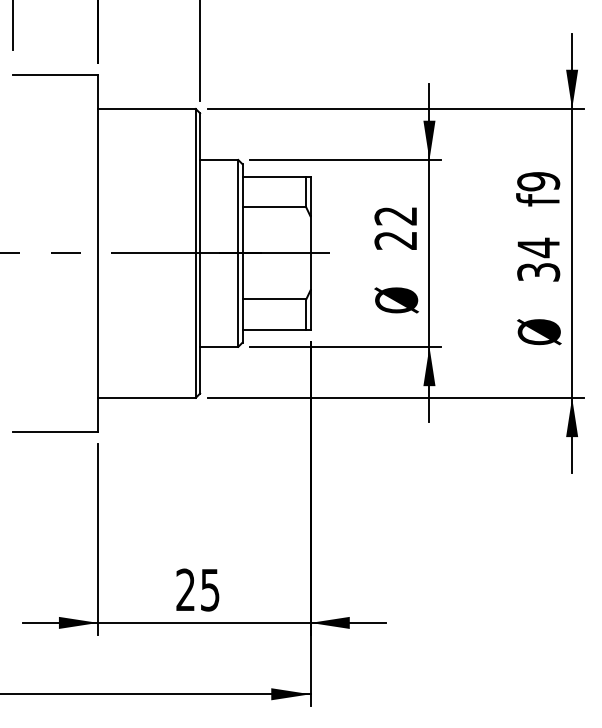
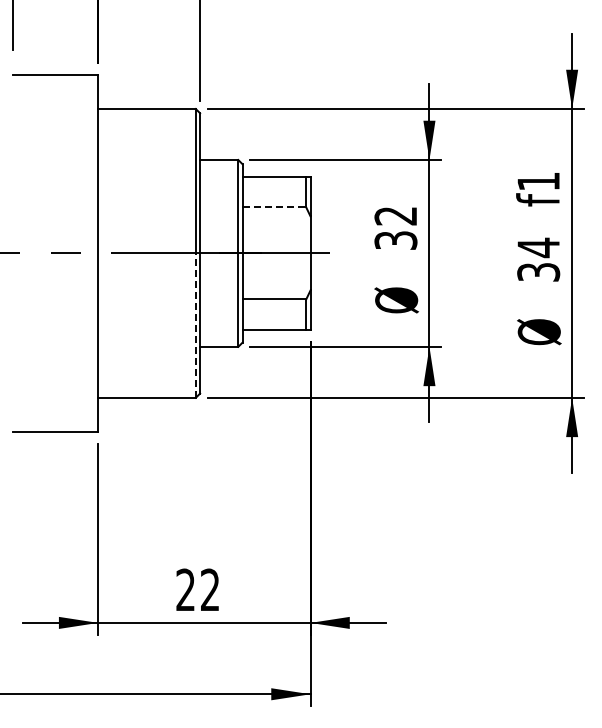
text: f9 -> f1 (538, 181)
line: solid -> dashed (274, 207)
text: 22 -> 32 (395, 240)
line: solid -> dashed (195, 325)
text: 25 -> 22 (210, 589)
